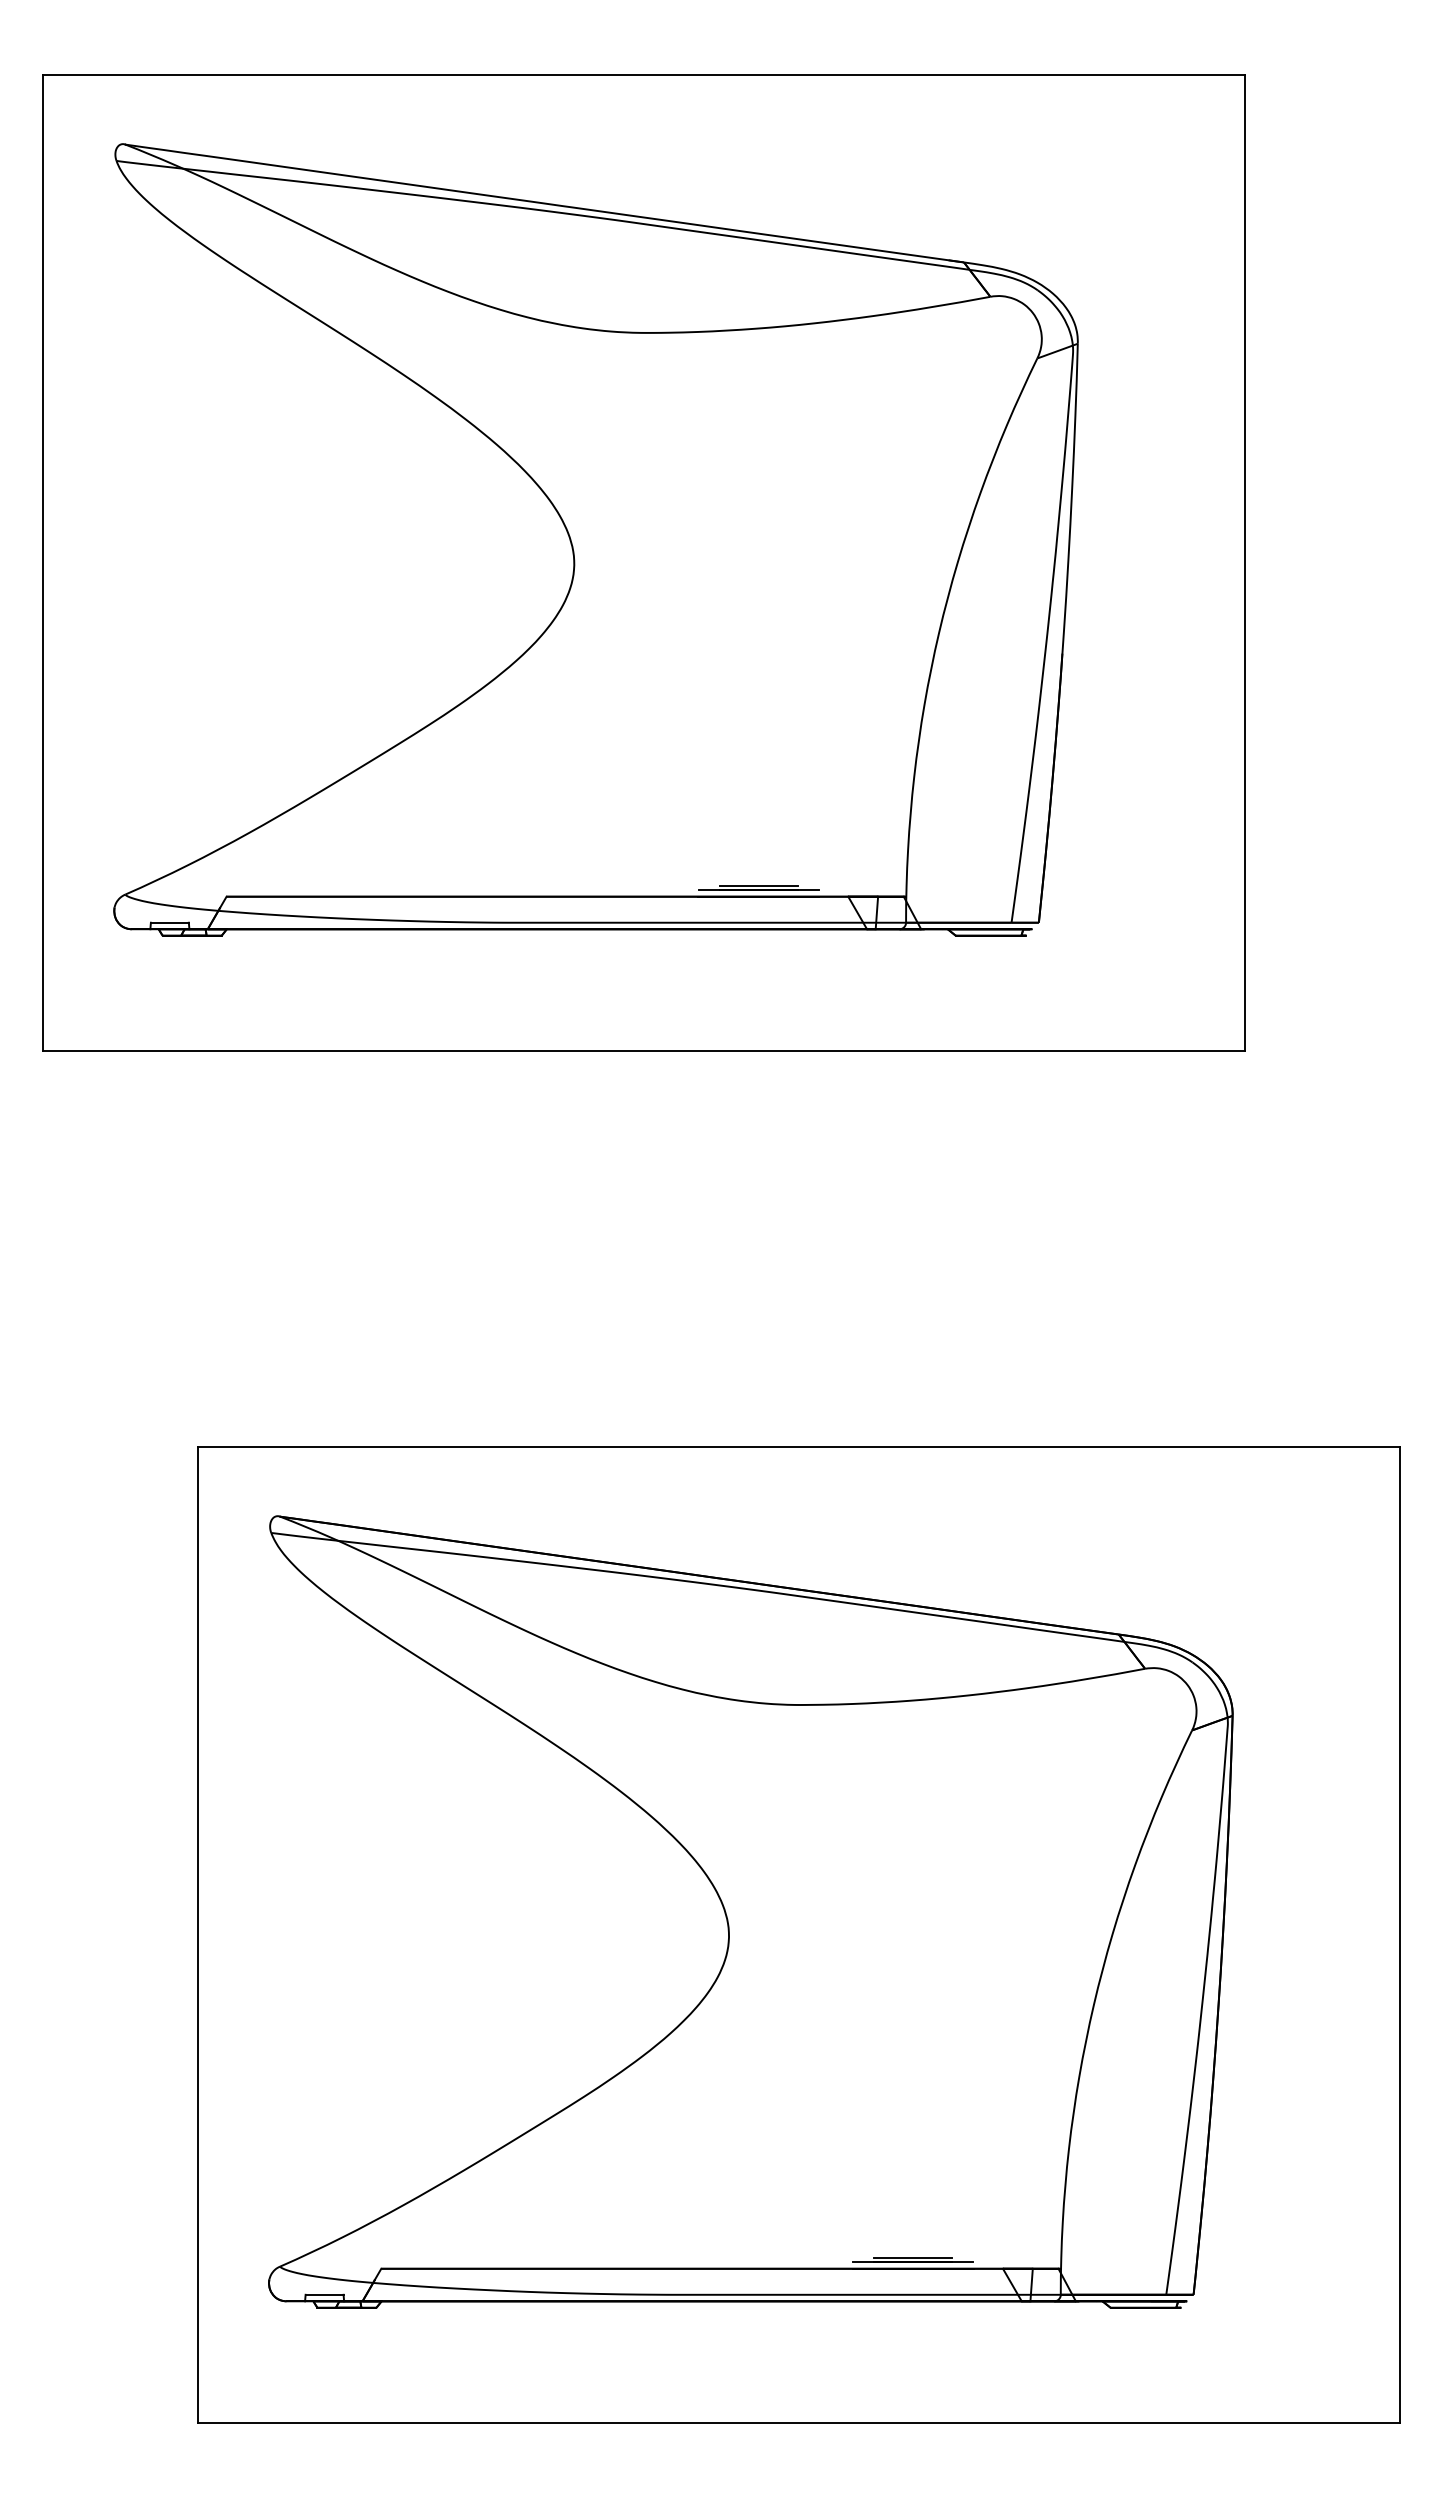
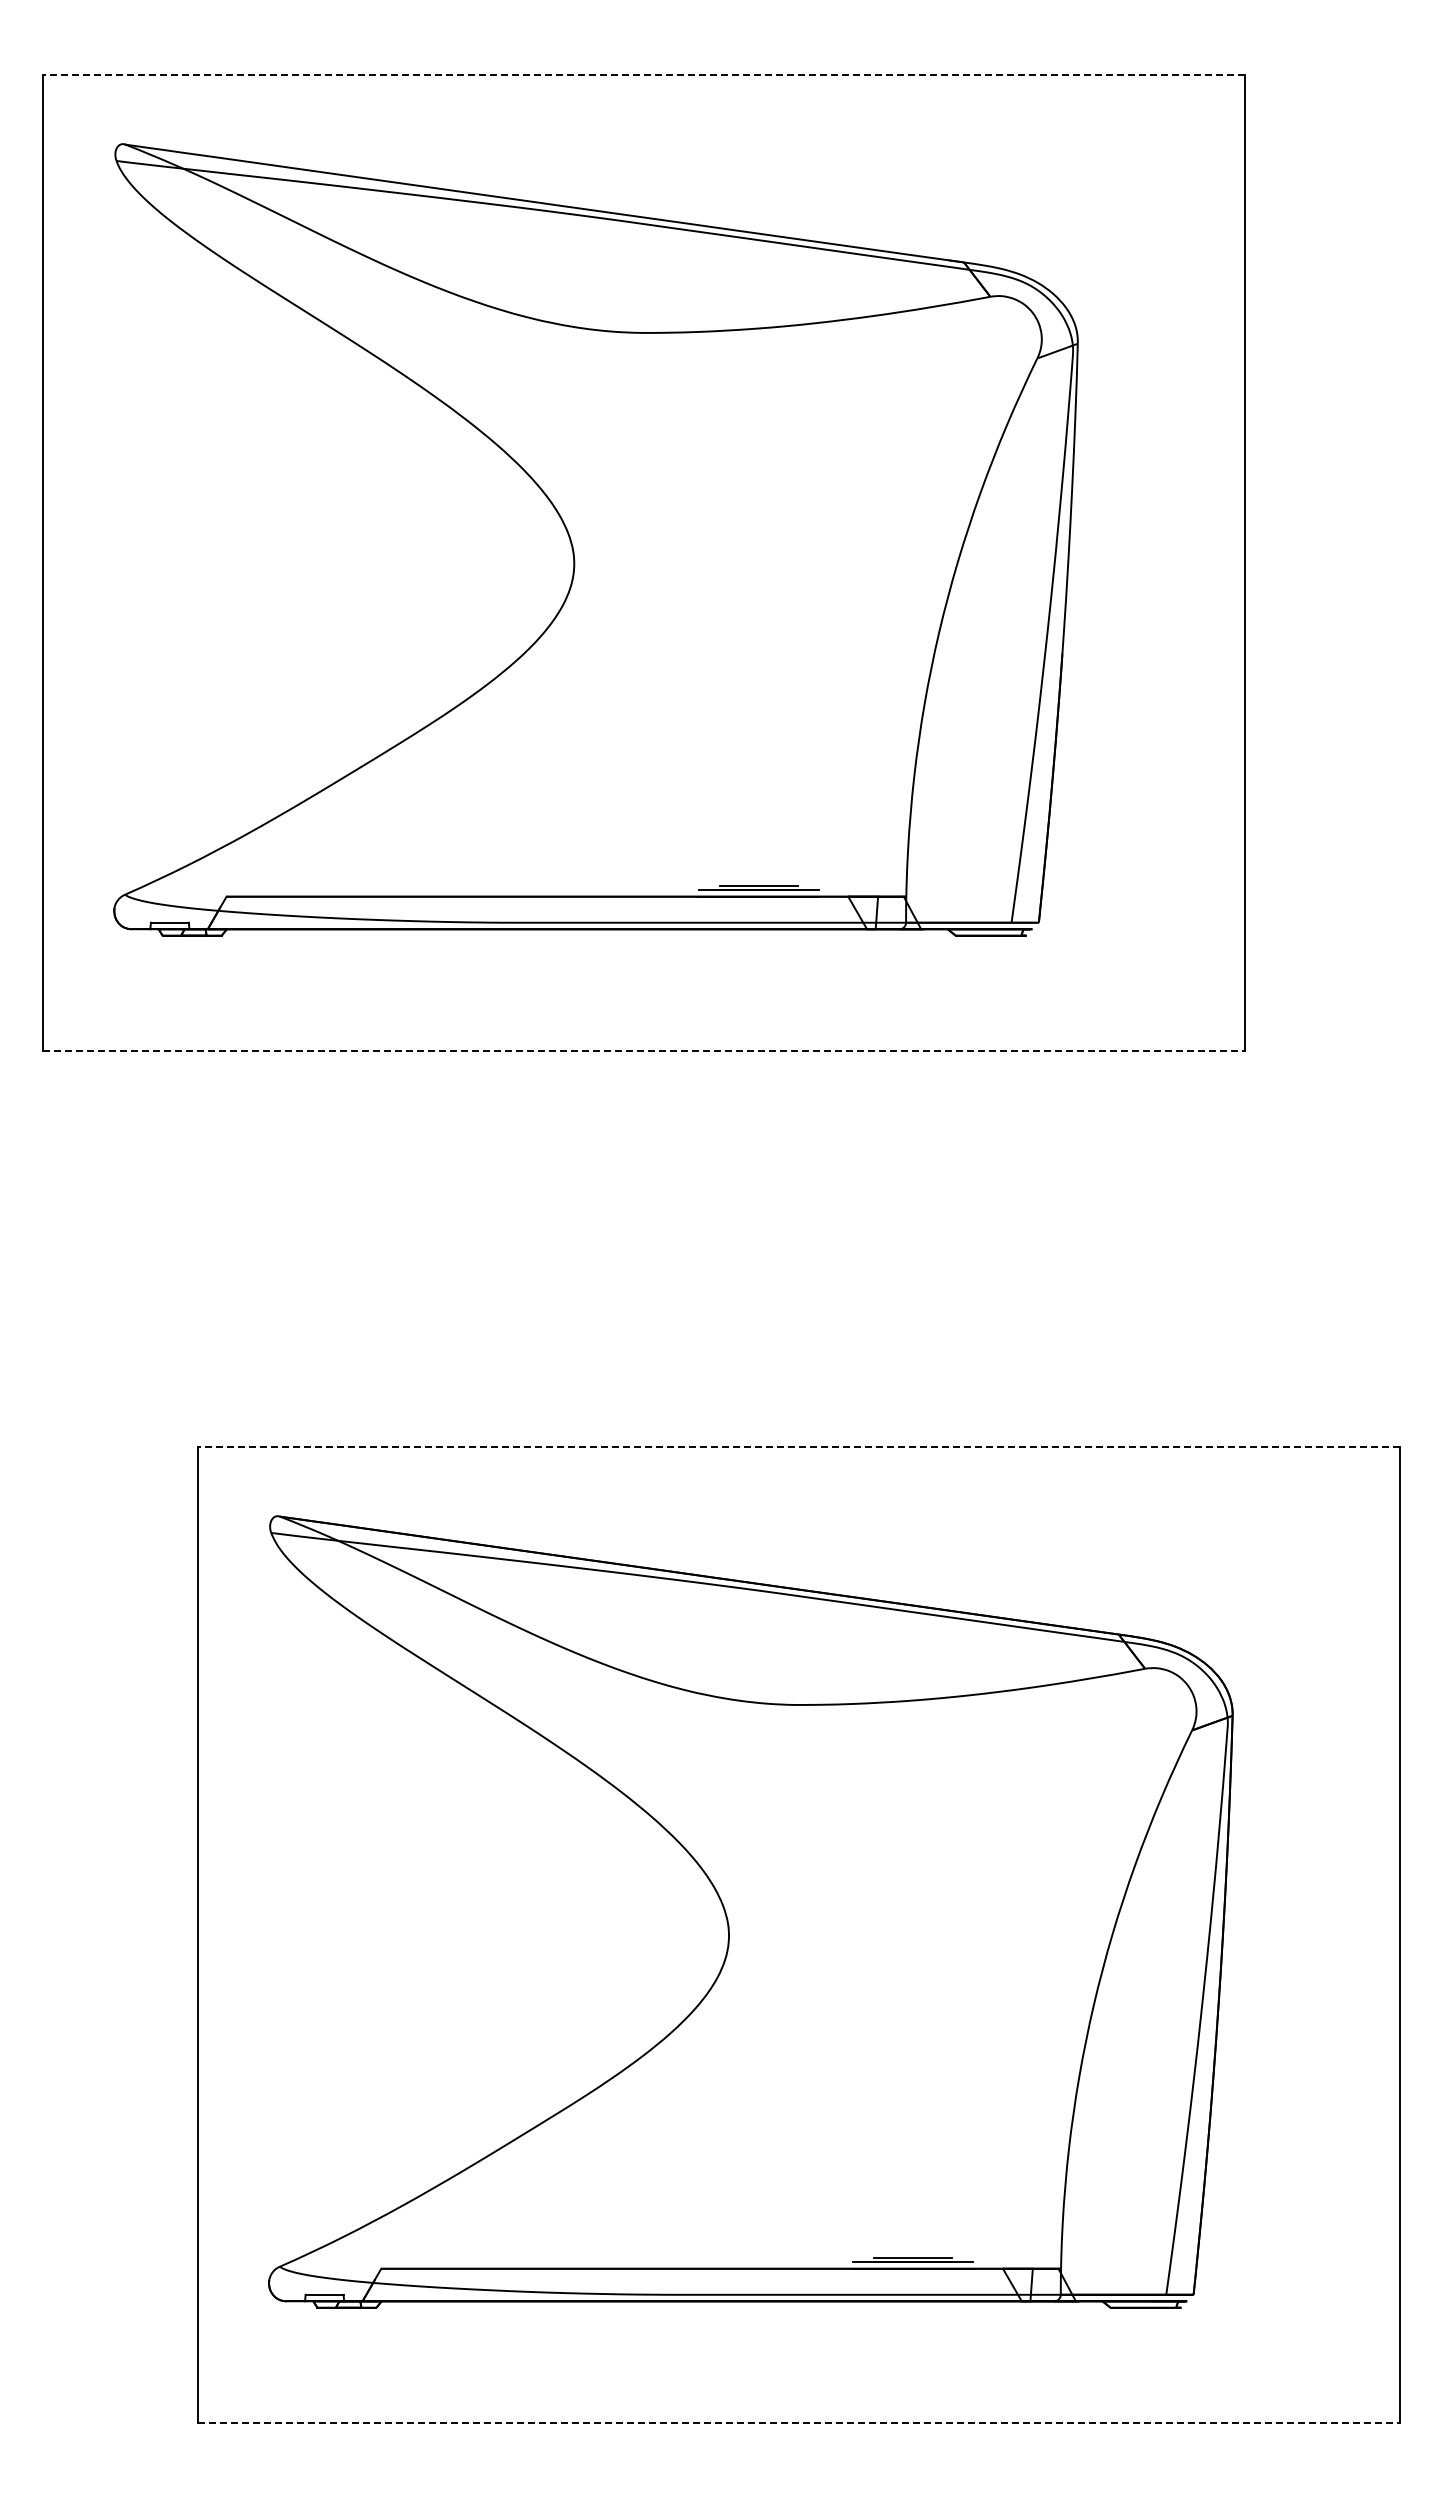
line: solid -> dashed (643, 74)
line: solid -> dashed (644, 1051)
line: solid -> dashed (798, 1446)
line: solid -> dashed (799, 2423)
